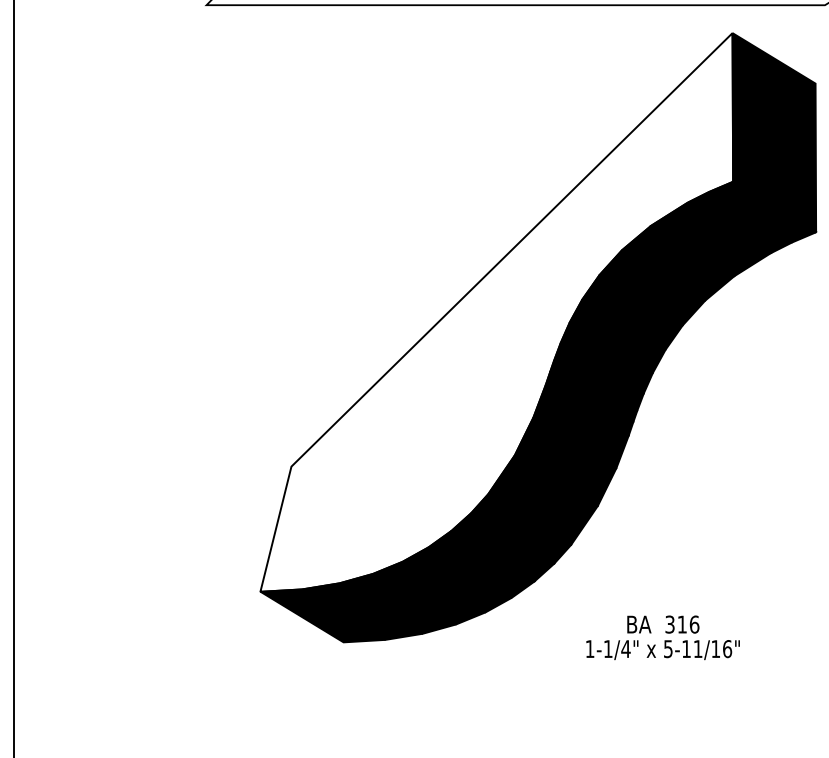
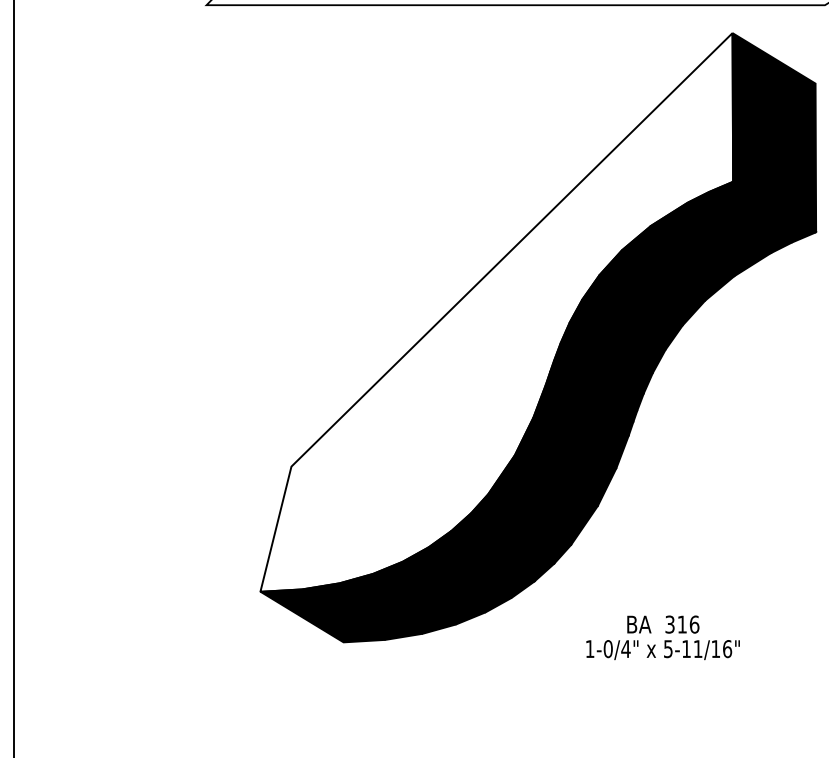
text: 1-1/4" -> 1-0/4" (607, 649)
